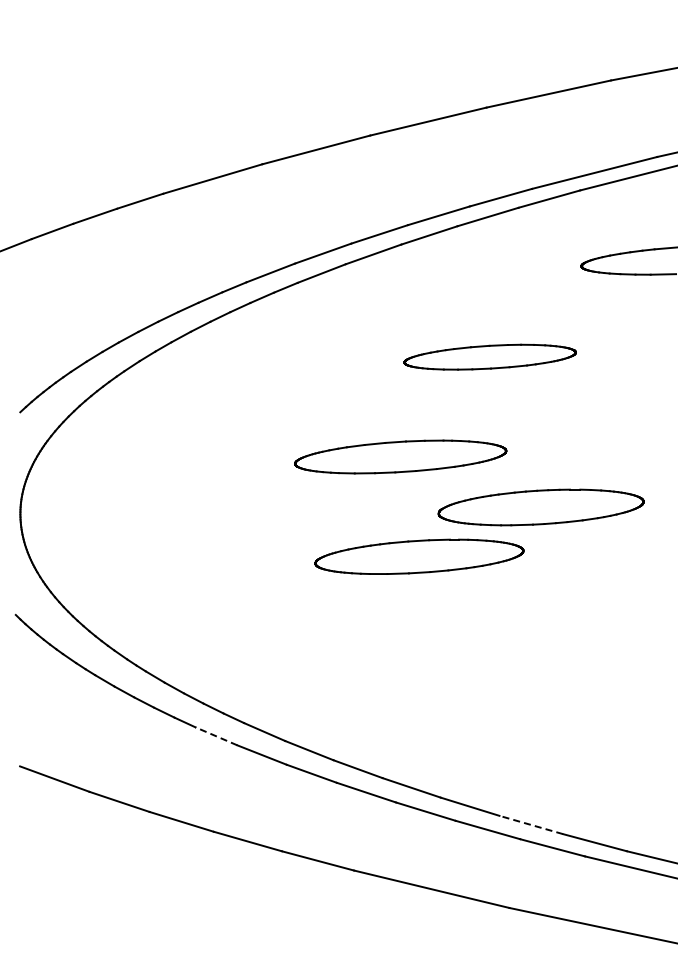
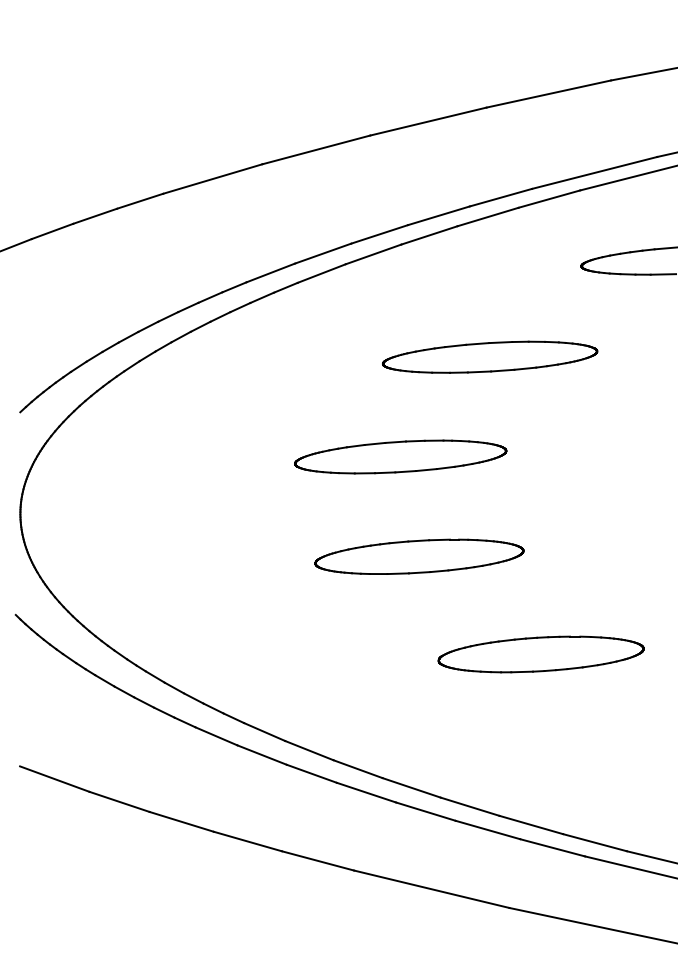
part size: 174x28 px -> 217x34 px (490, 356)
part position: (540, 507) -> (540, 654) (540, 654)
line: dashed -> solid (216, 736)
line: dashed -> solid (530, 824)
